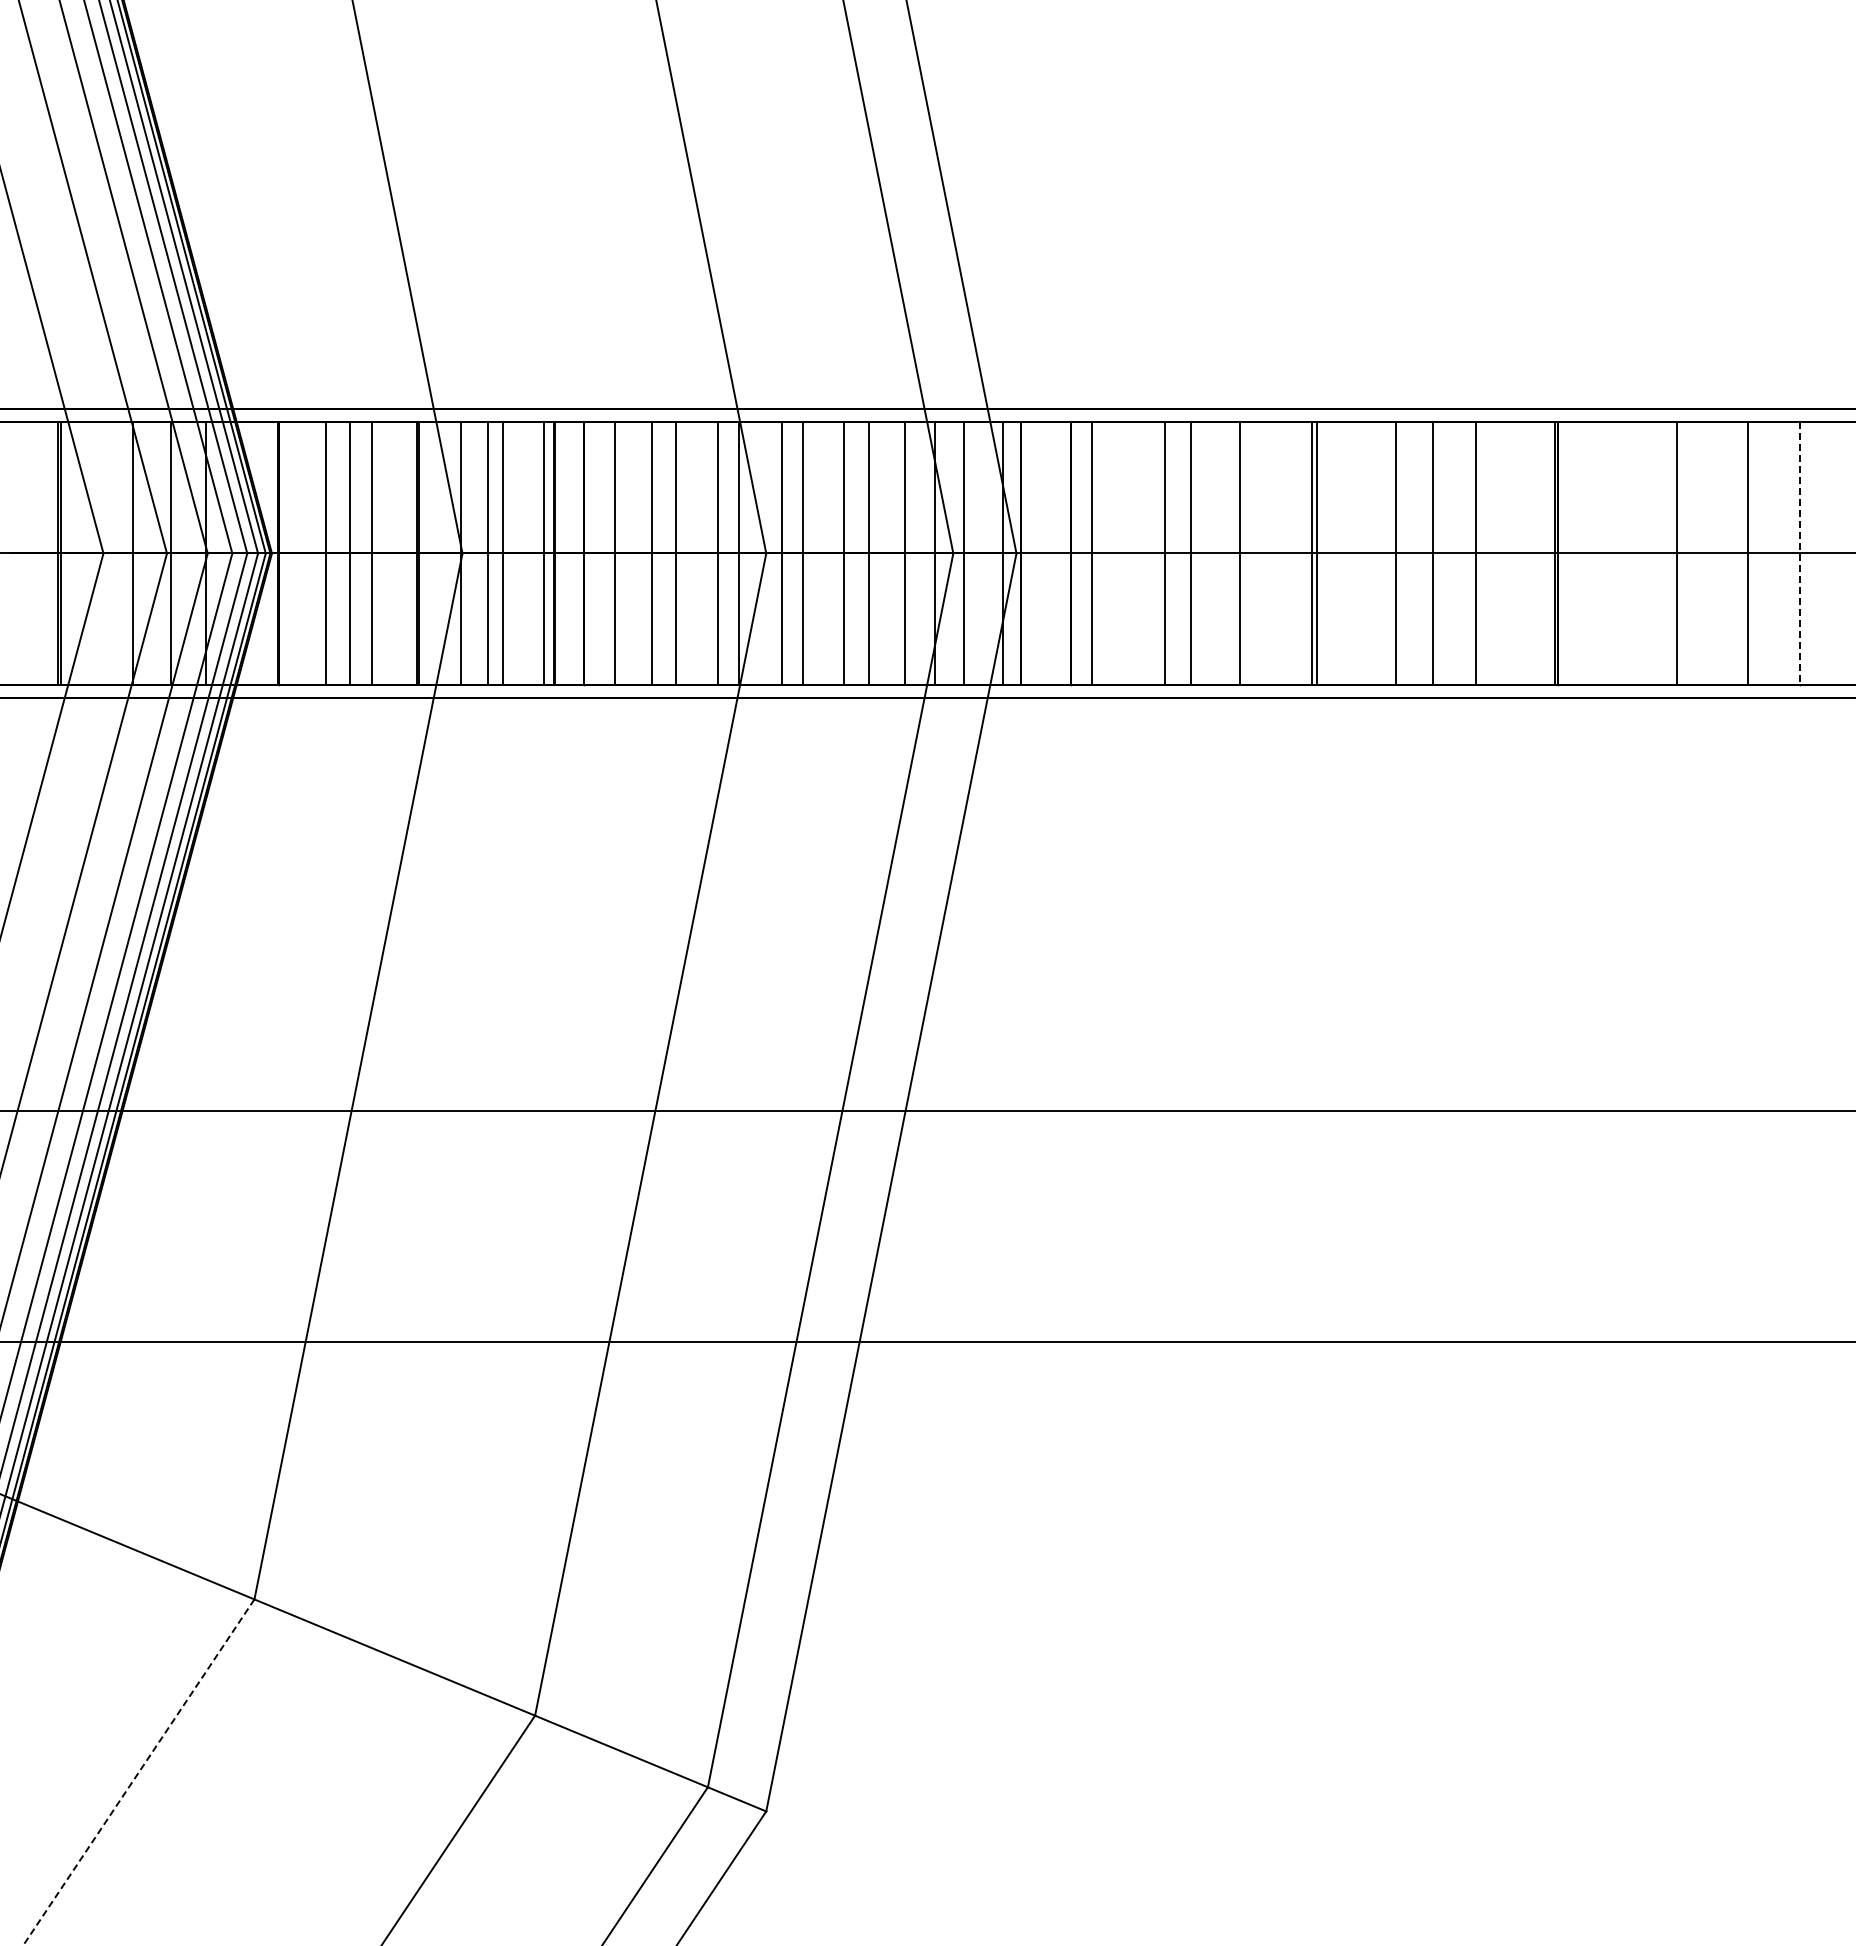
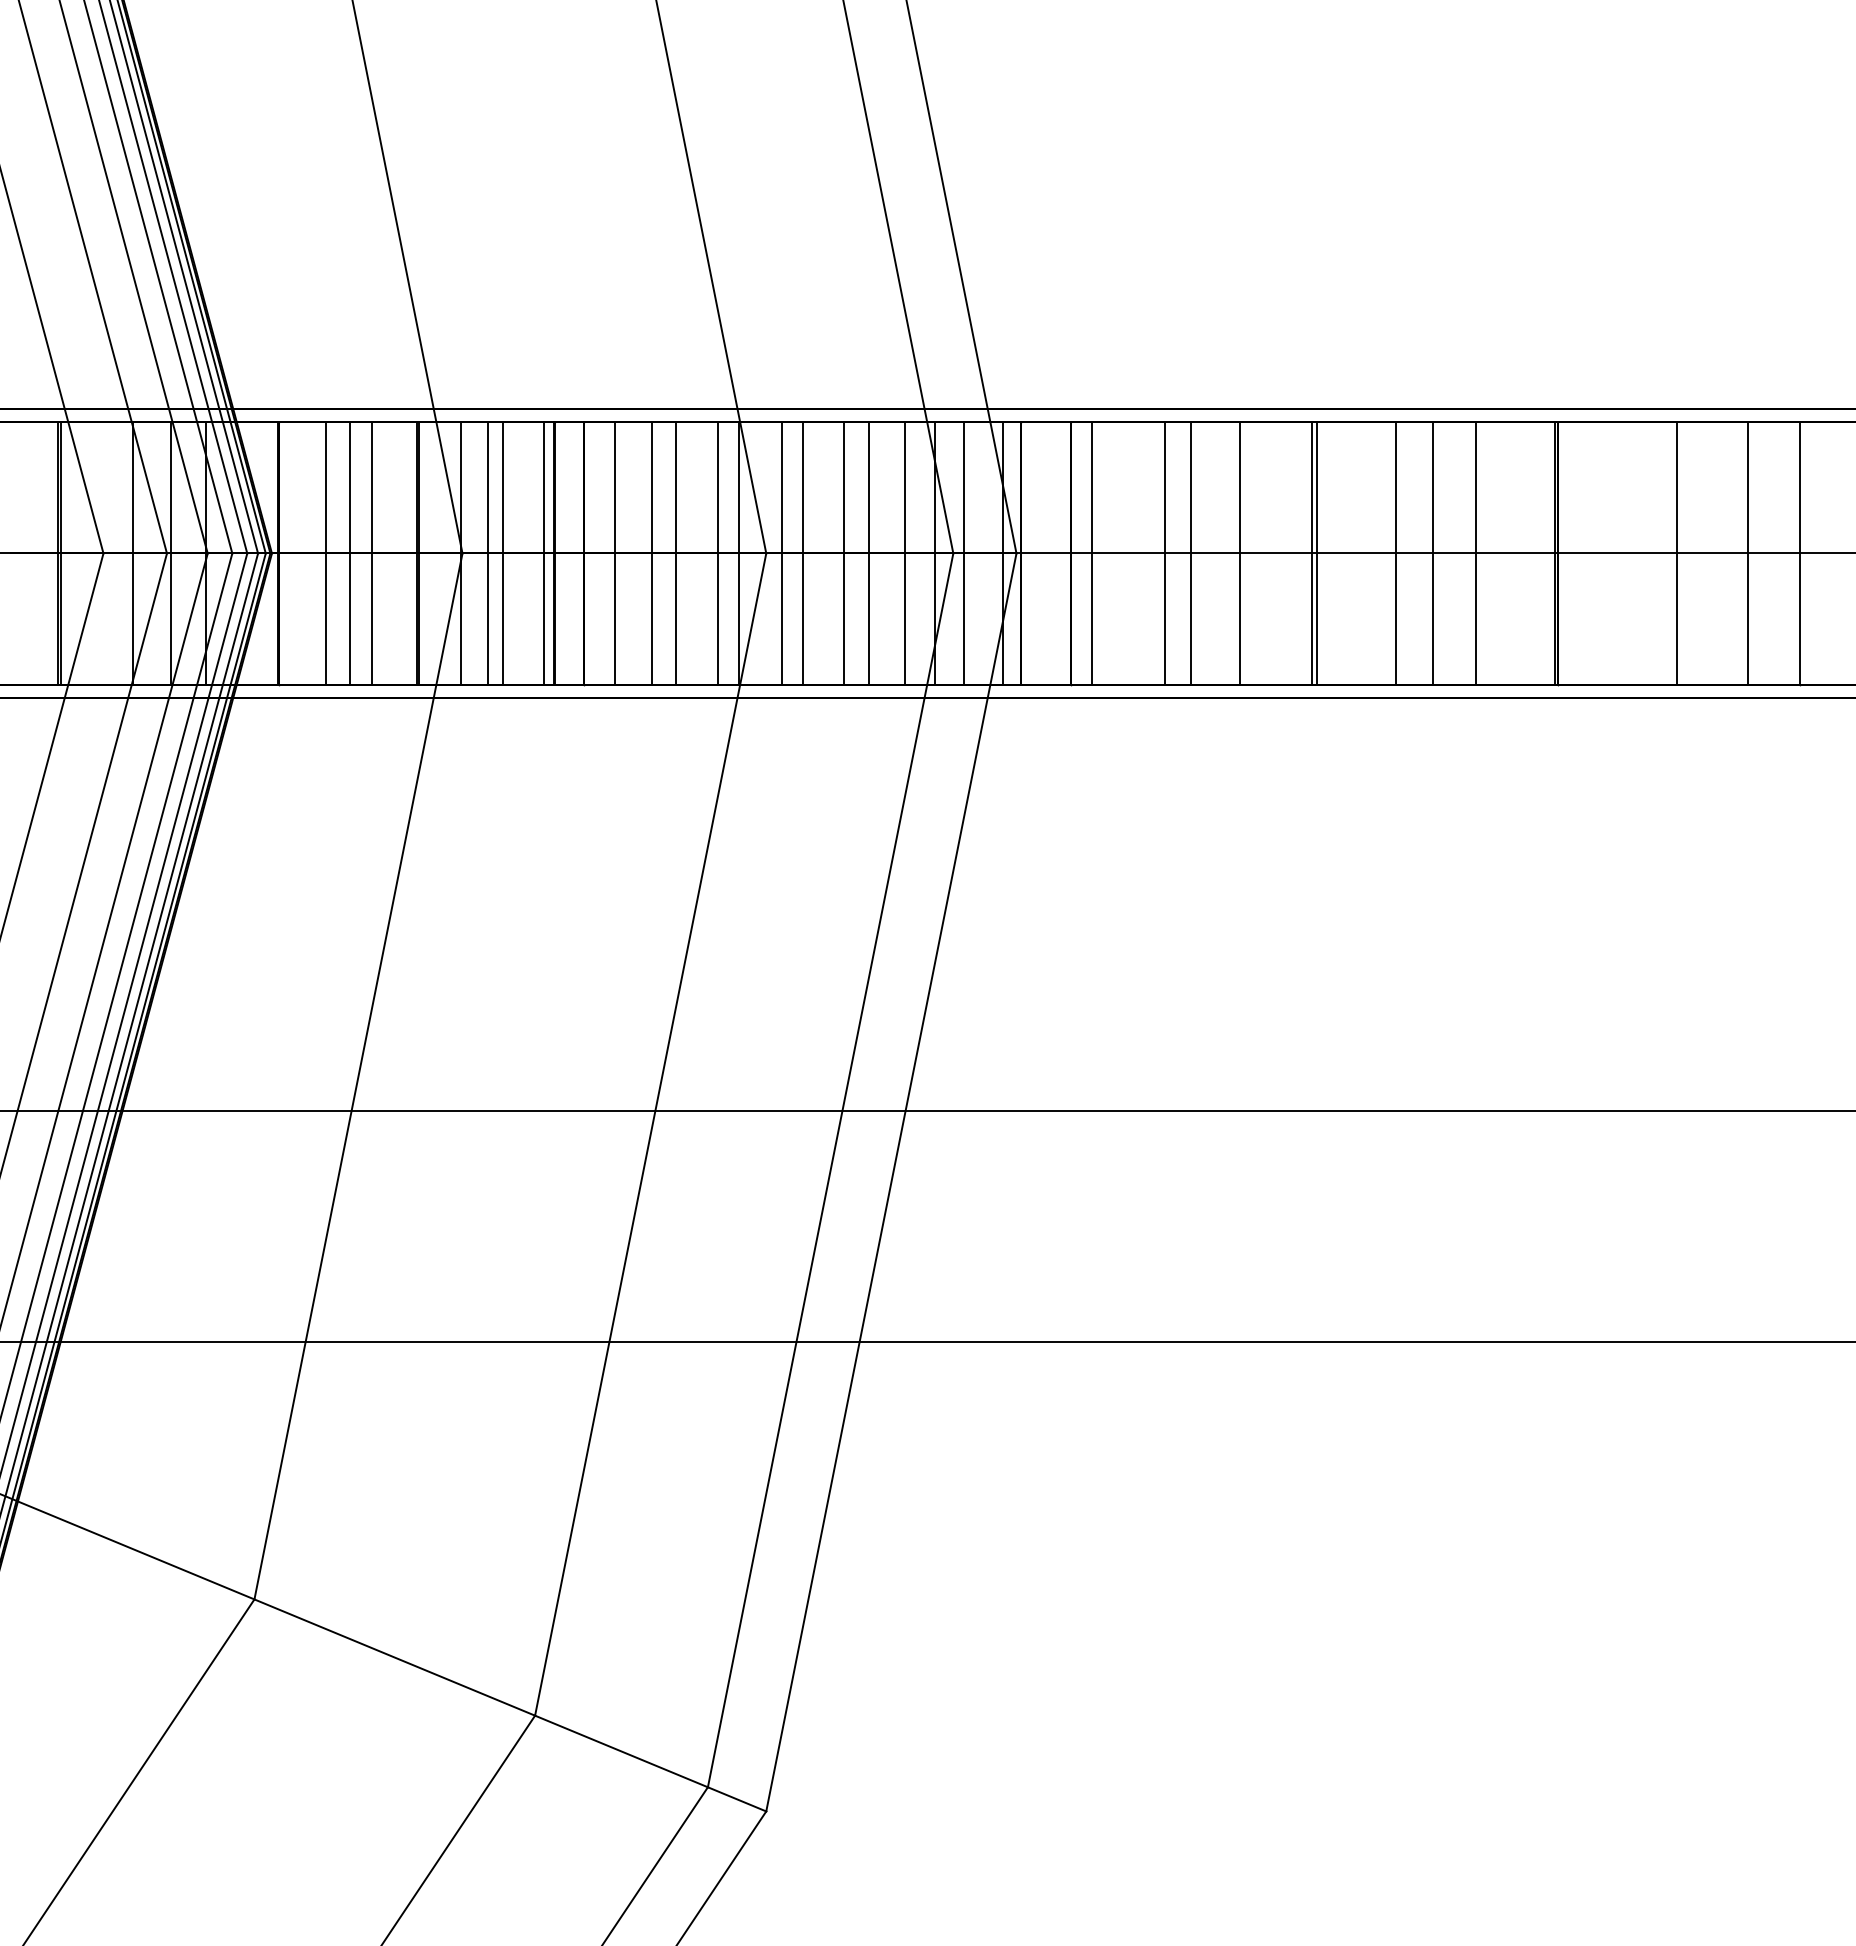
line: dashed -> solid (1800, 553)
line: dashed -> solid (138, 1773)
